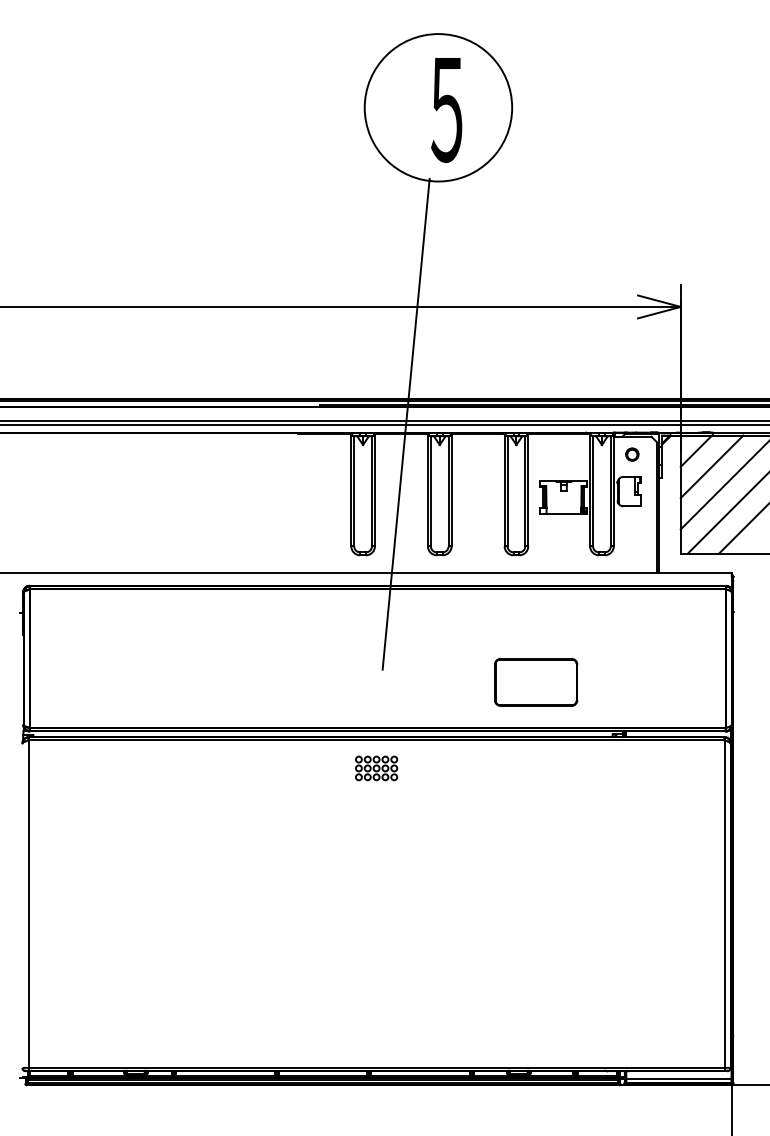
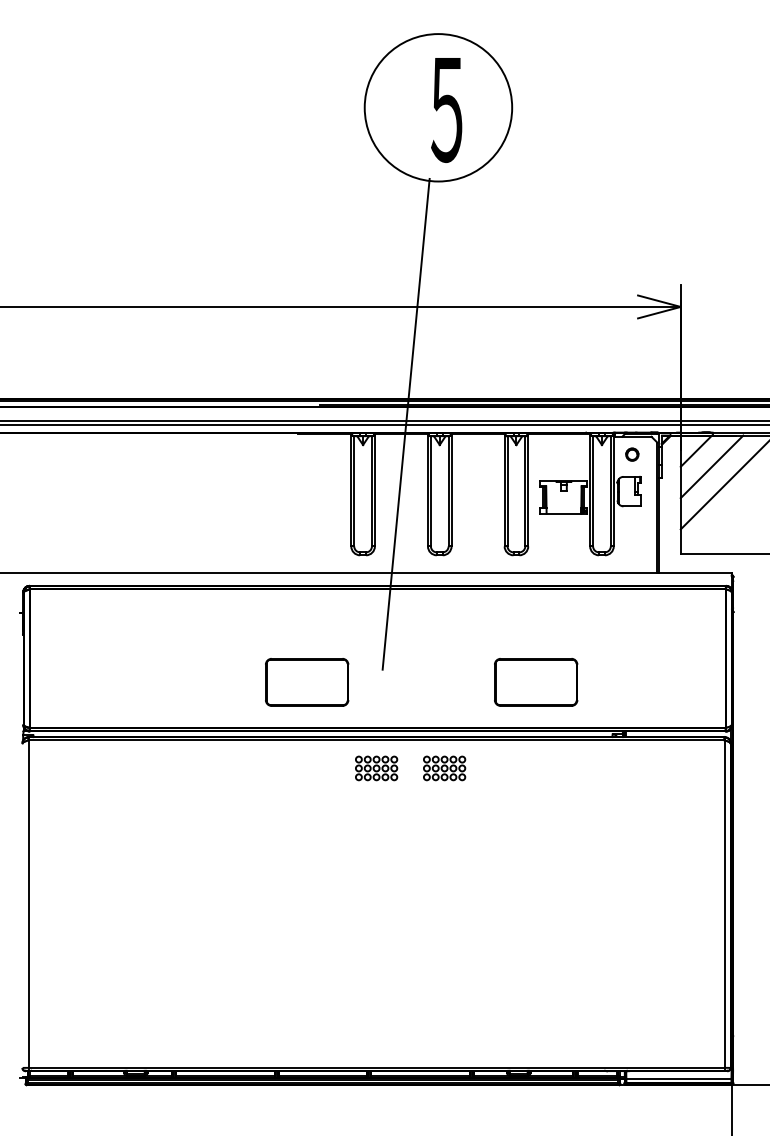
line: present -> none (726, 513)
line: present -> none (742, 529)
part: none -> present (307, 682)
part: none -> present (444, 768)
